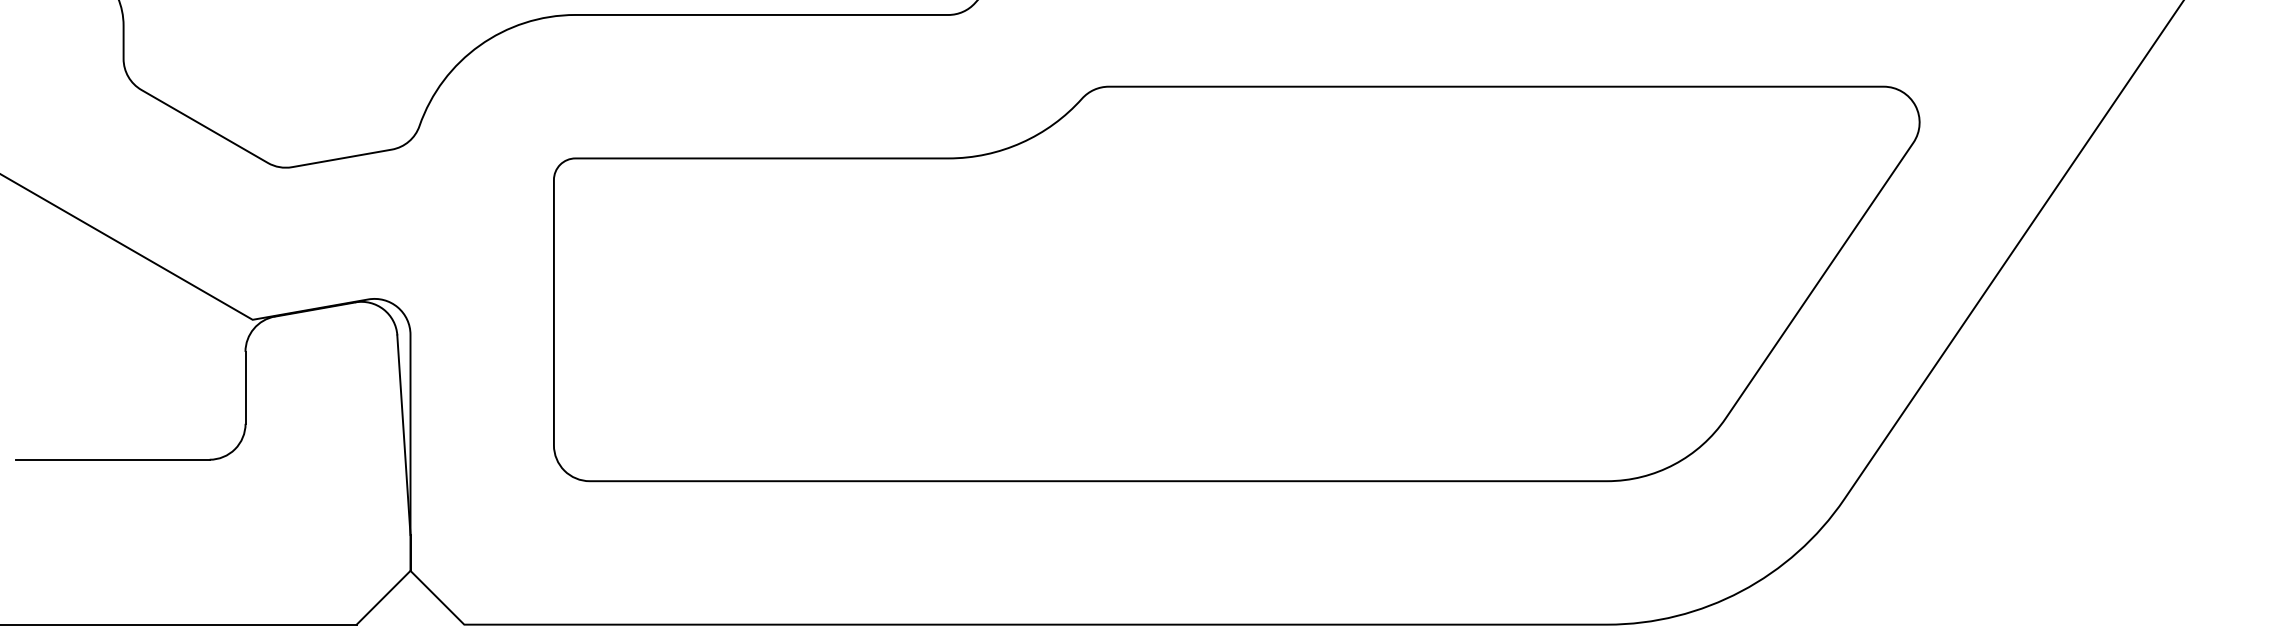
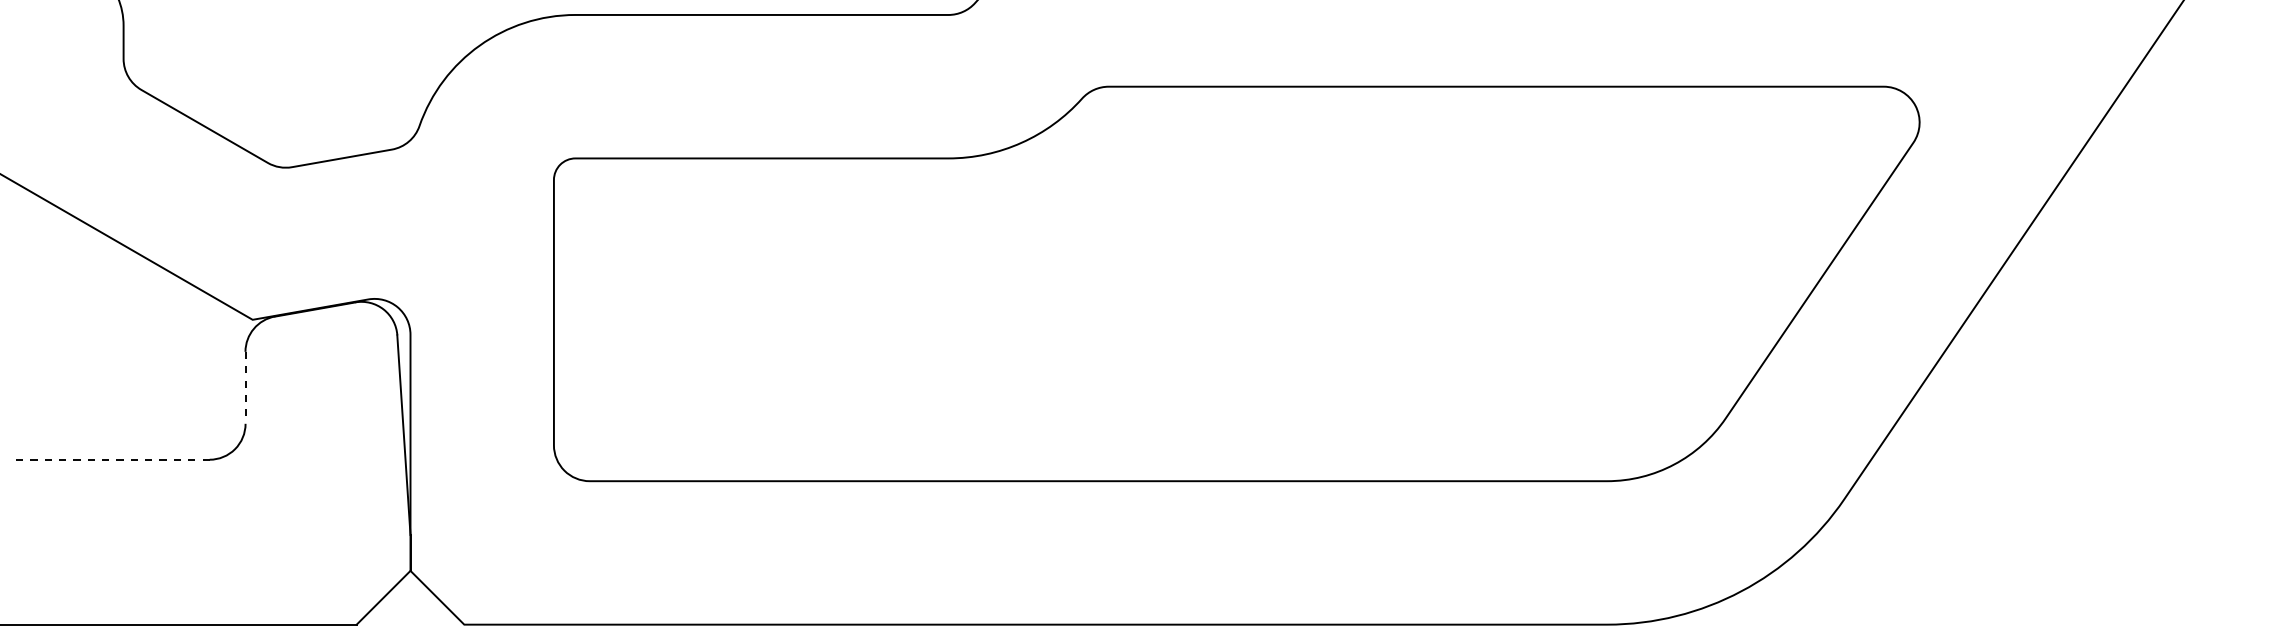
line: solid -> dashed (245, 387)
line: solid -> dashed (112, 459)
